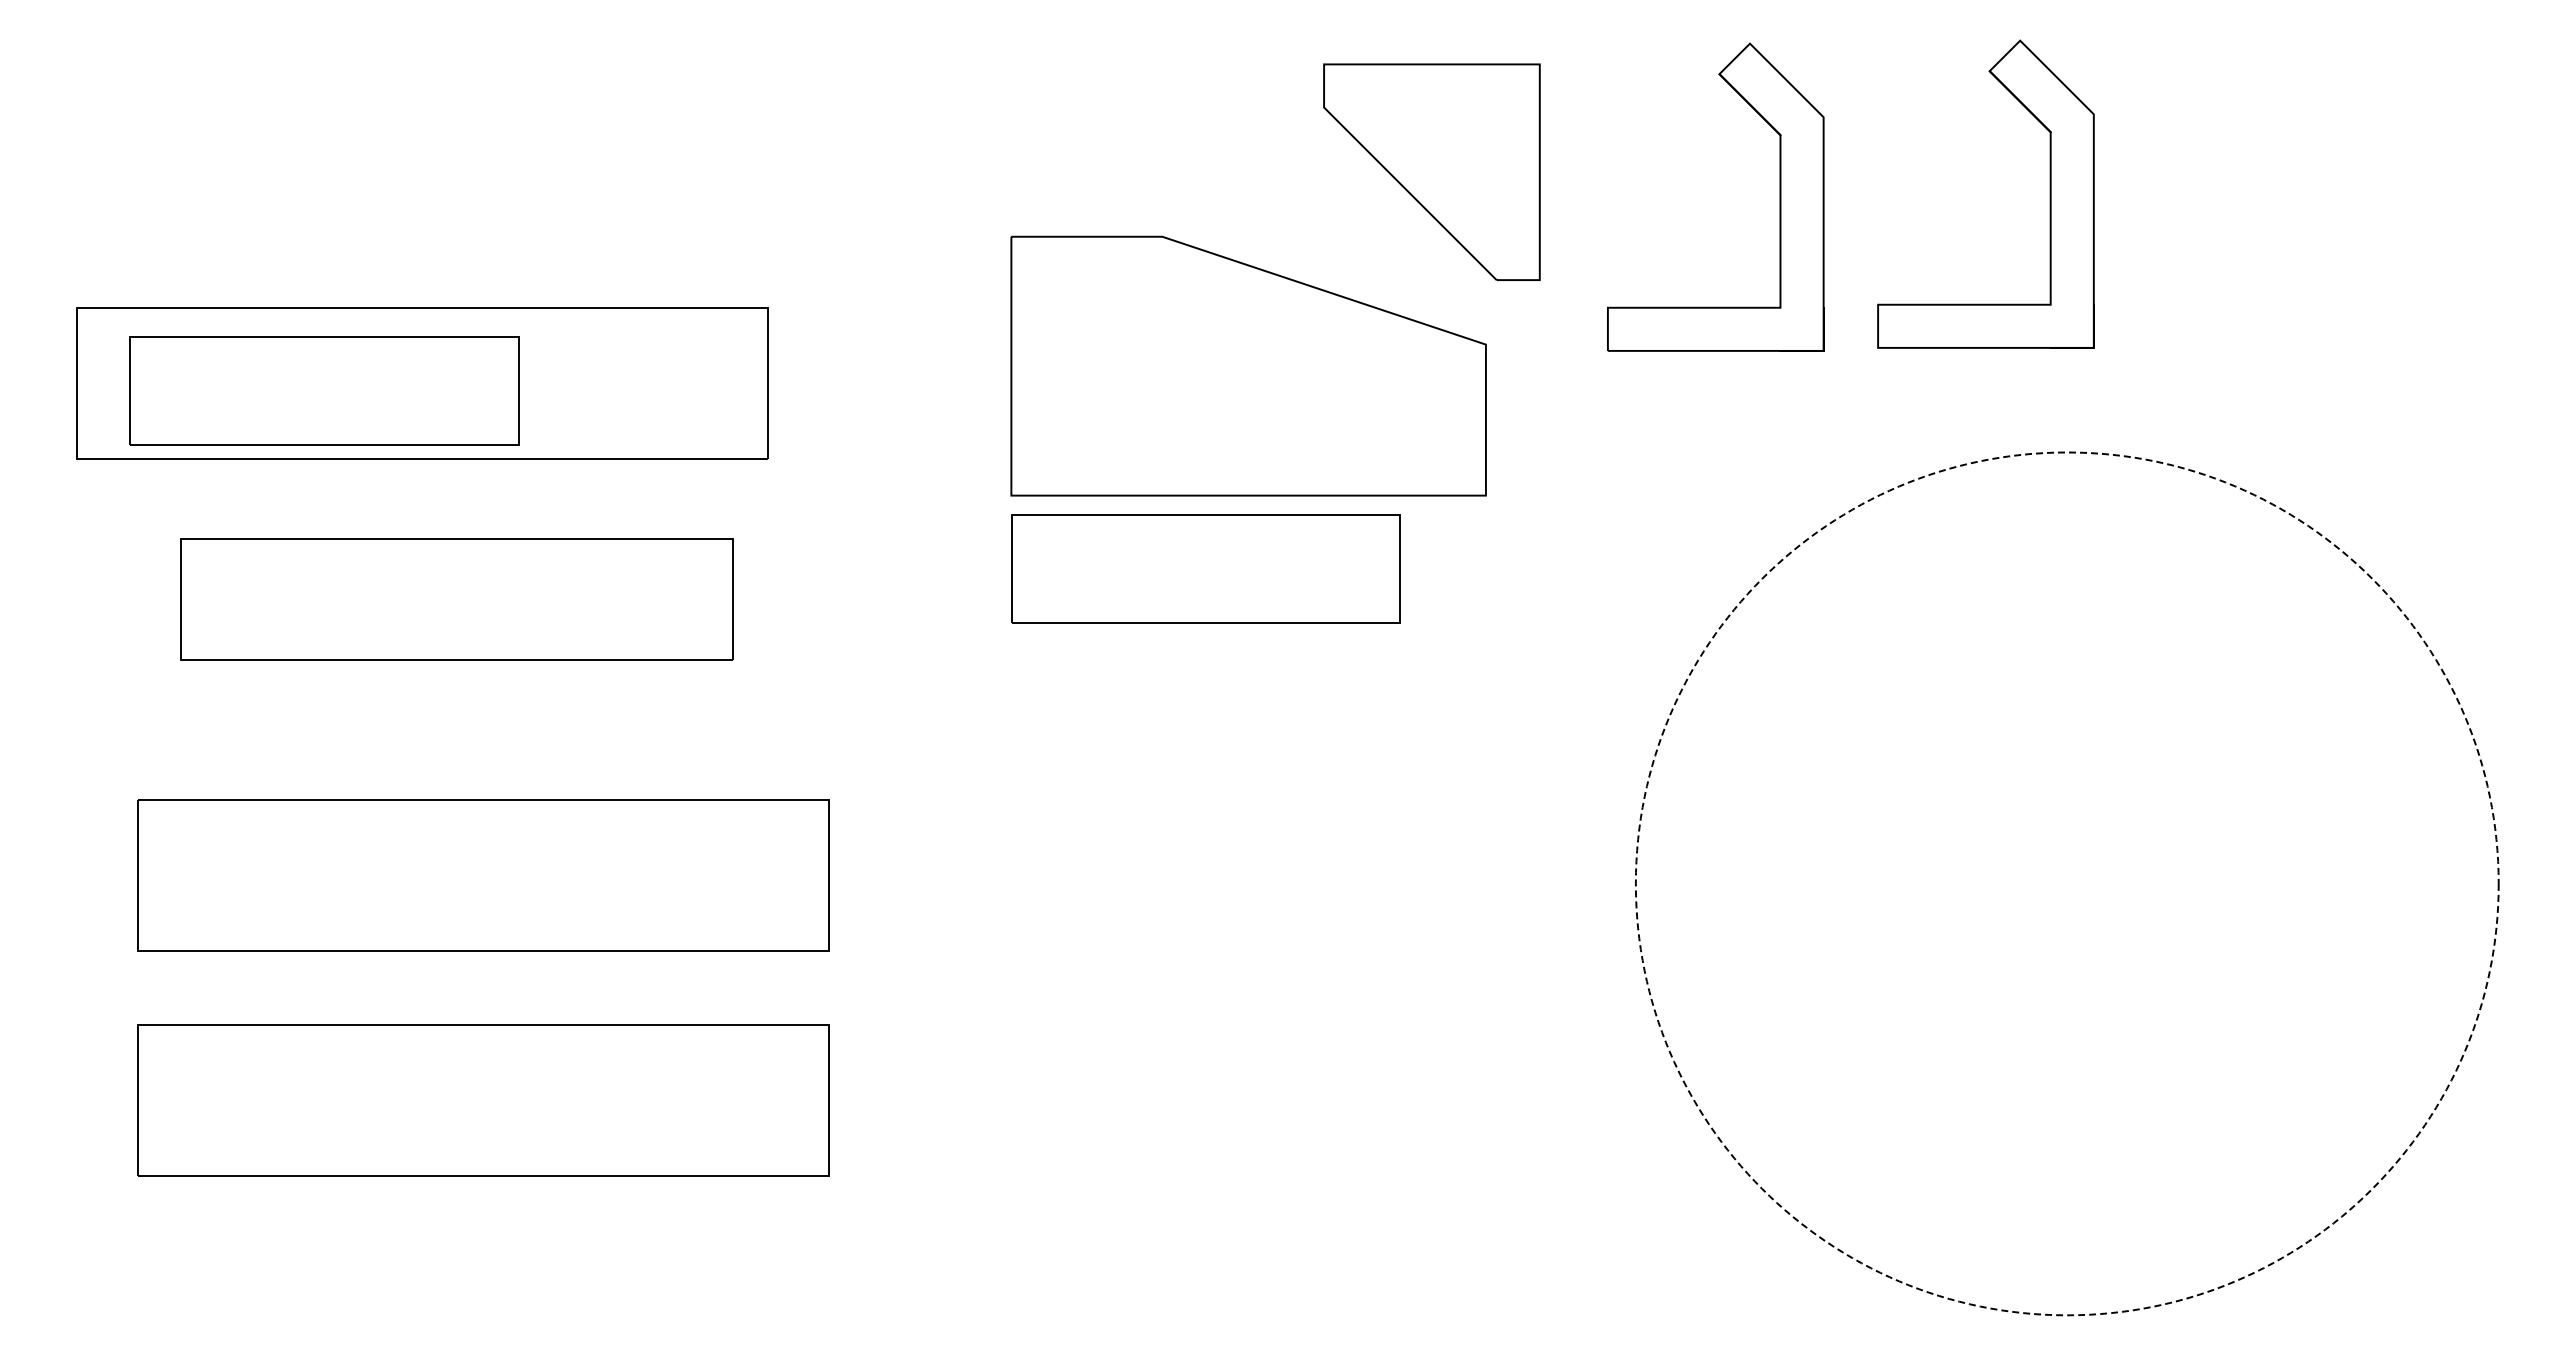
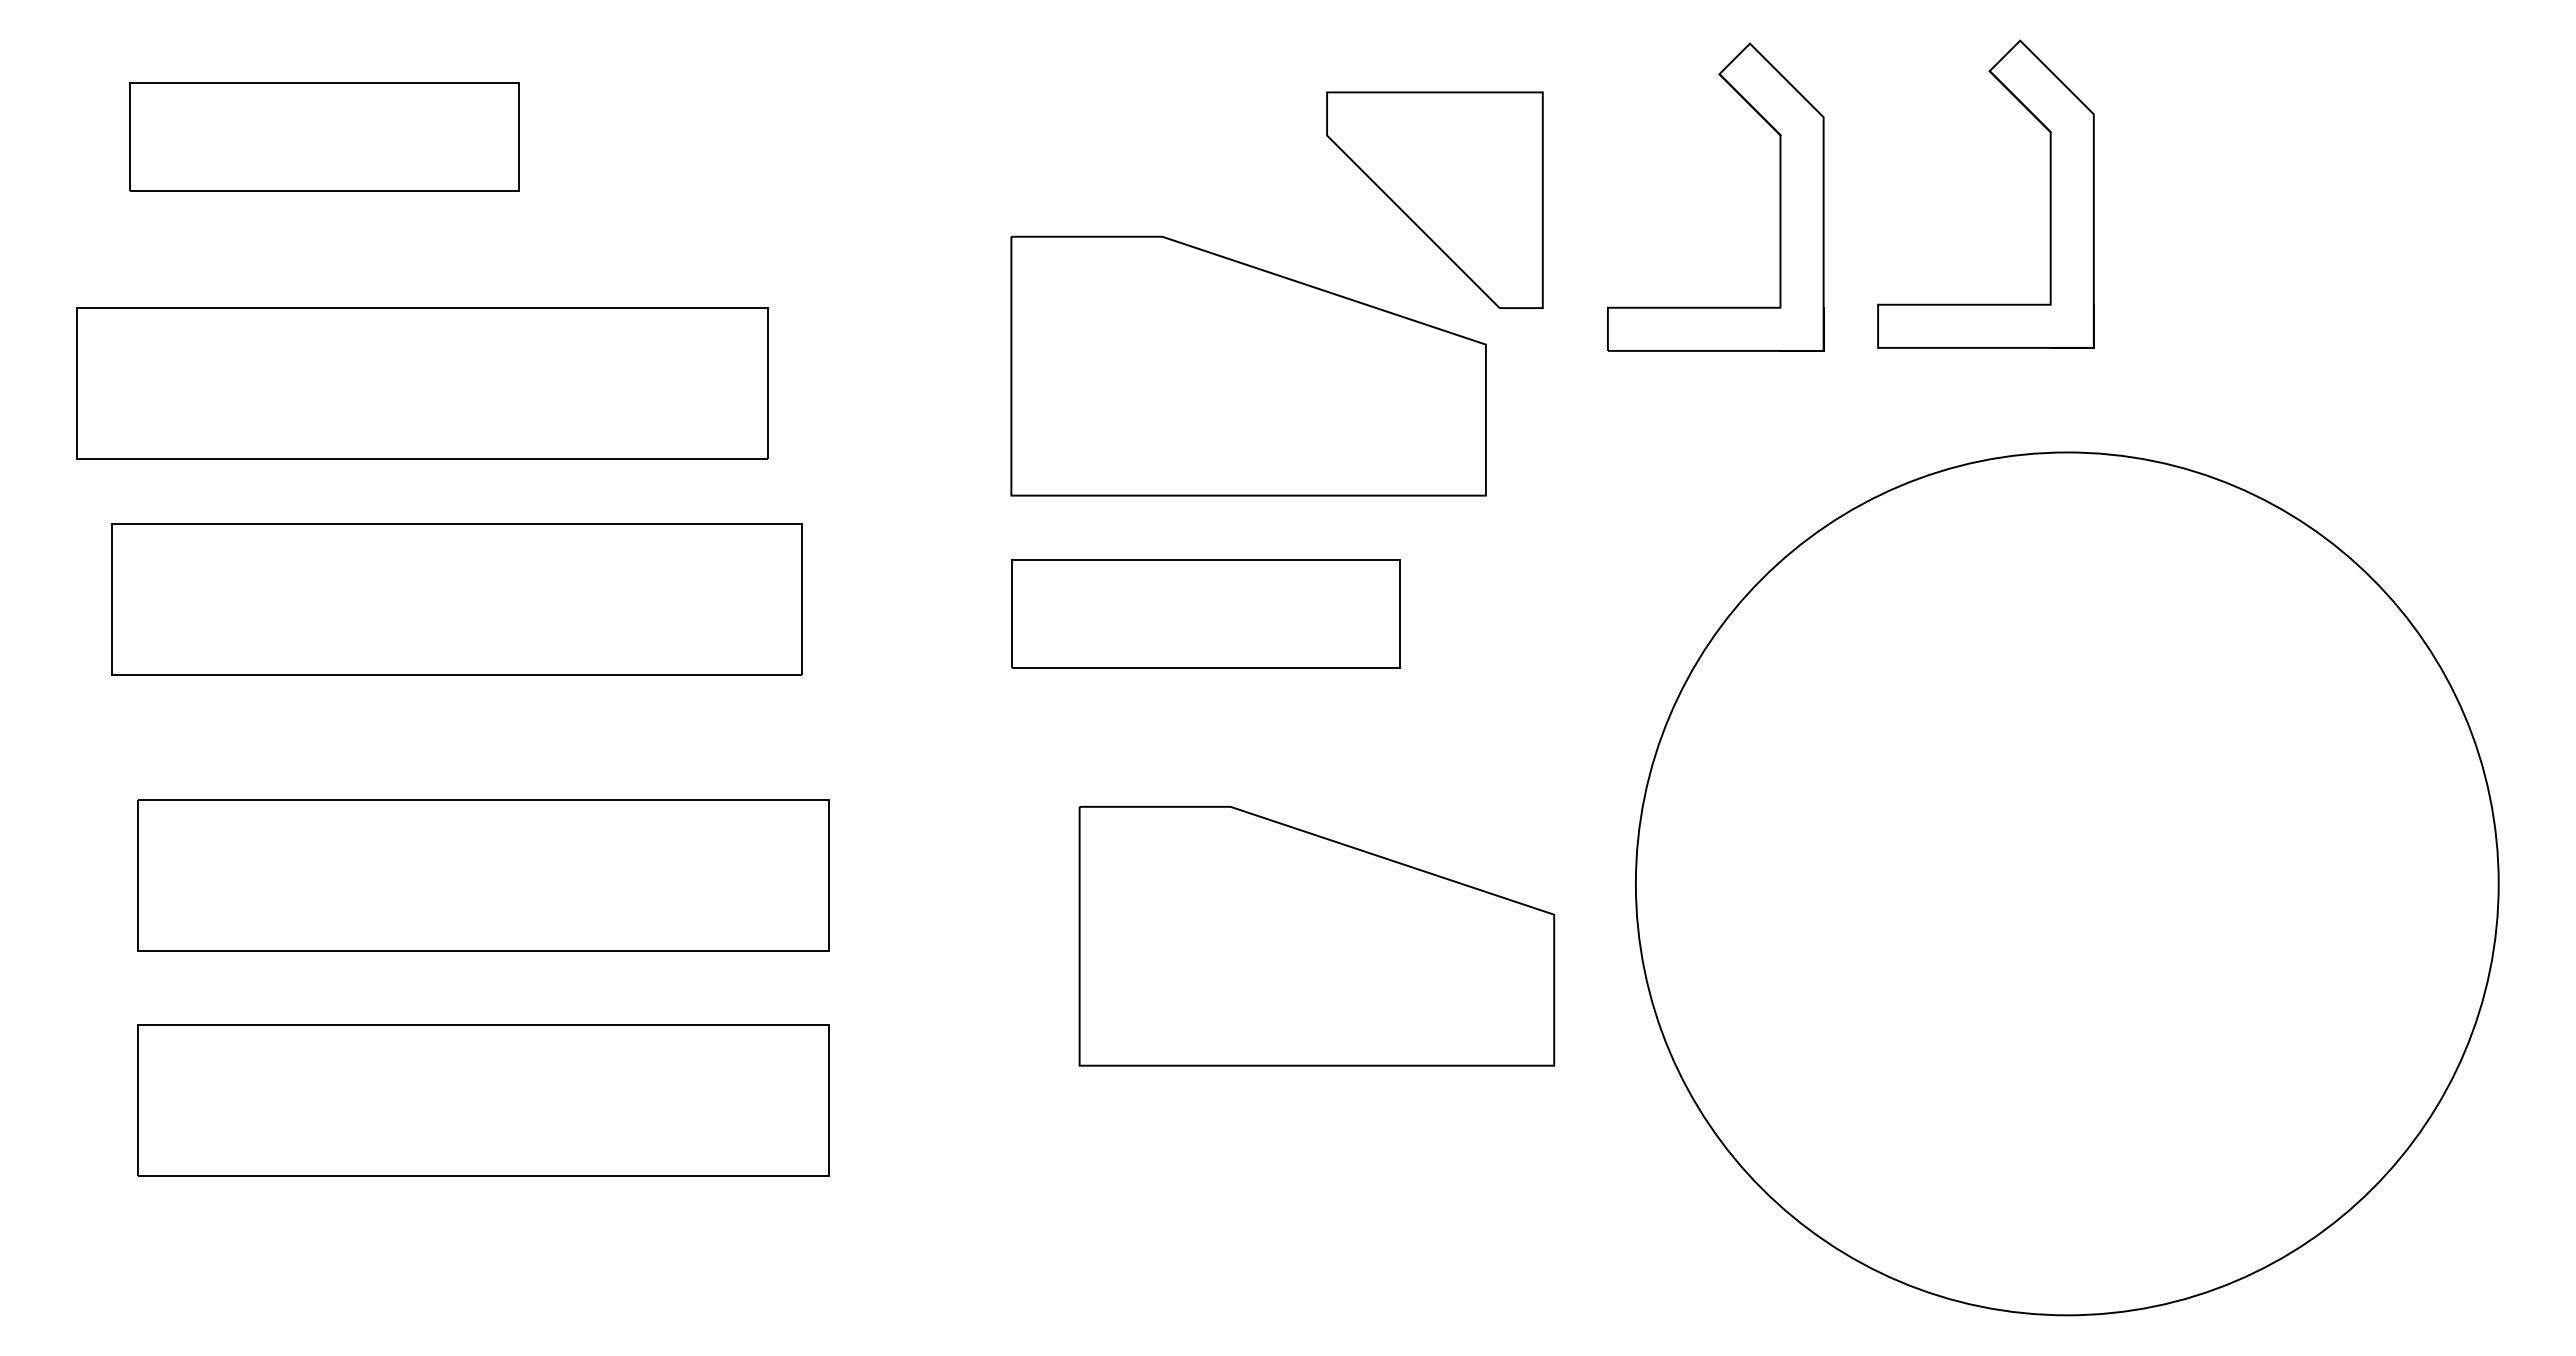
part position: (1431, 171) -> (1434, 199) (1434, 199)
part position: (324, 390) -> (324, 136) (324, 136)
part position: (1205, 568) -> (1205, 613) (1205, 613)
part size: 554x123 px -> 692x153 px (456, 599)
circle: dashed -> solid (2066, 883)
part: none -> present (1316, 936)
